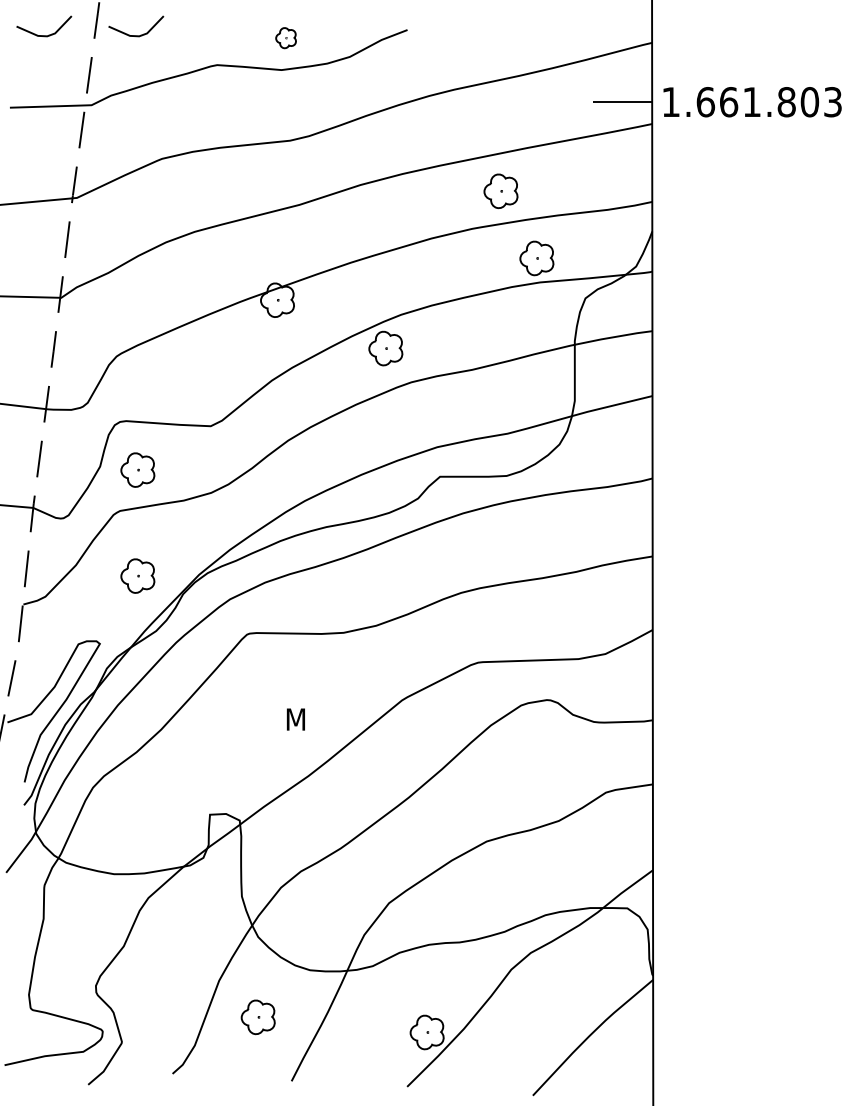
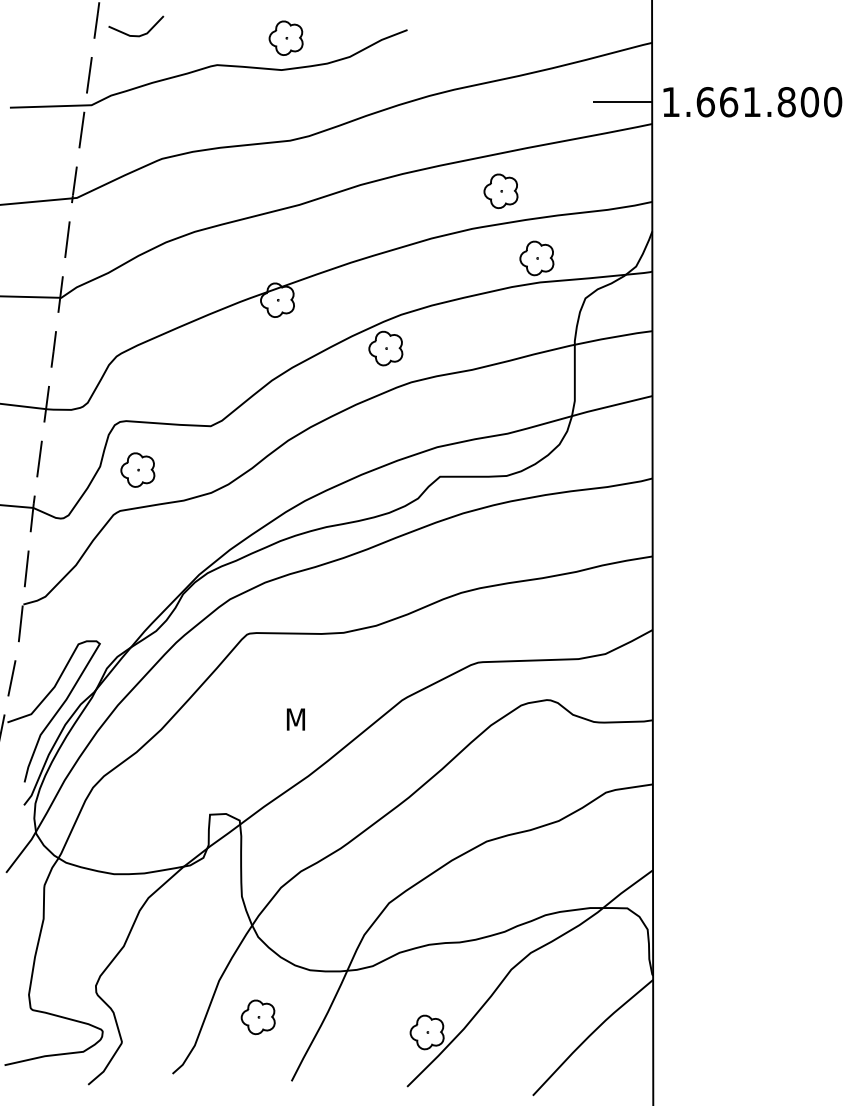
line: present -> none (48, 34)
part size: 22x23 px -> 36x36 px (285, 37)
text: 1.661.803 -> 1.661.800 (833, 102)
part: present -> none (137, 575)
